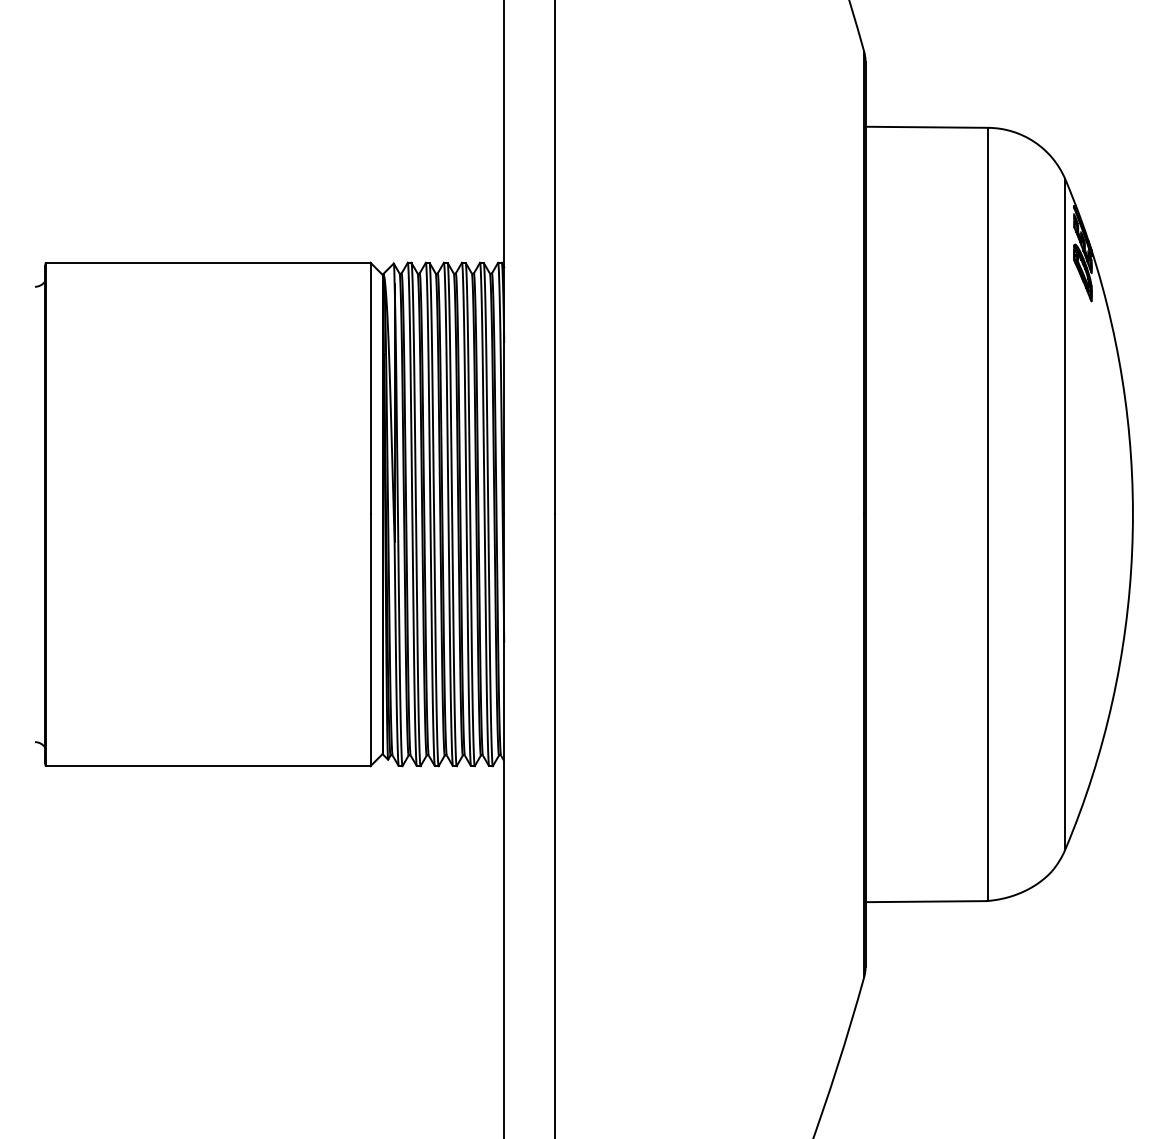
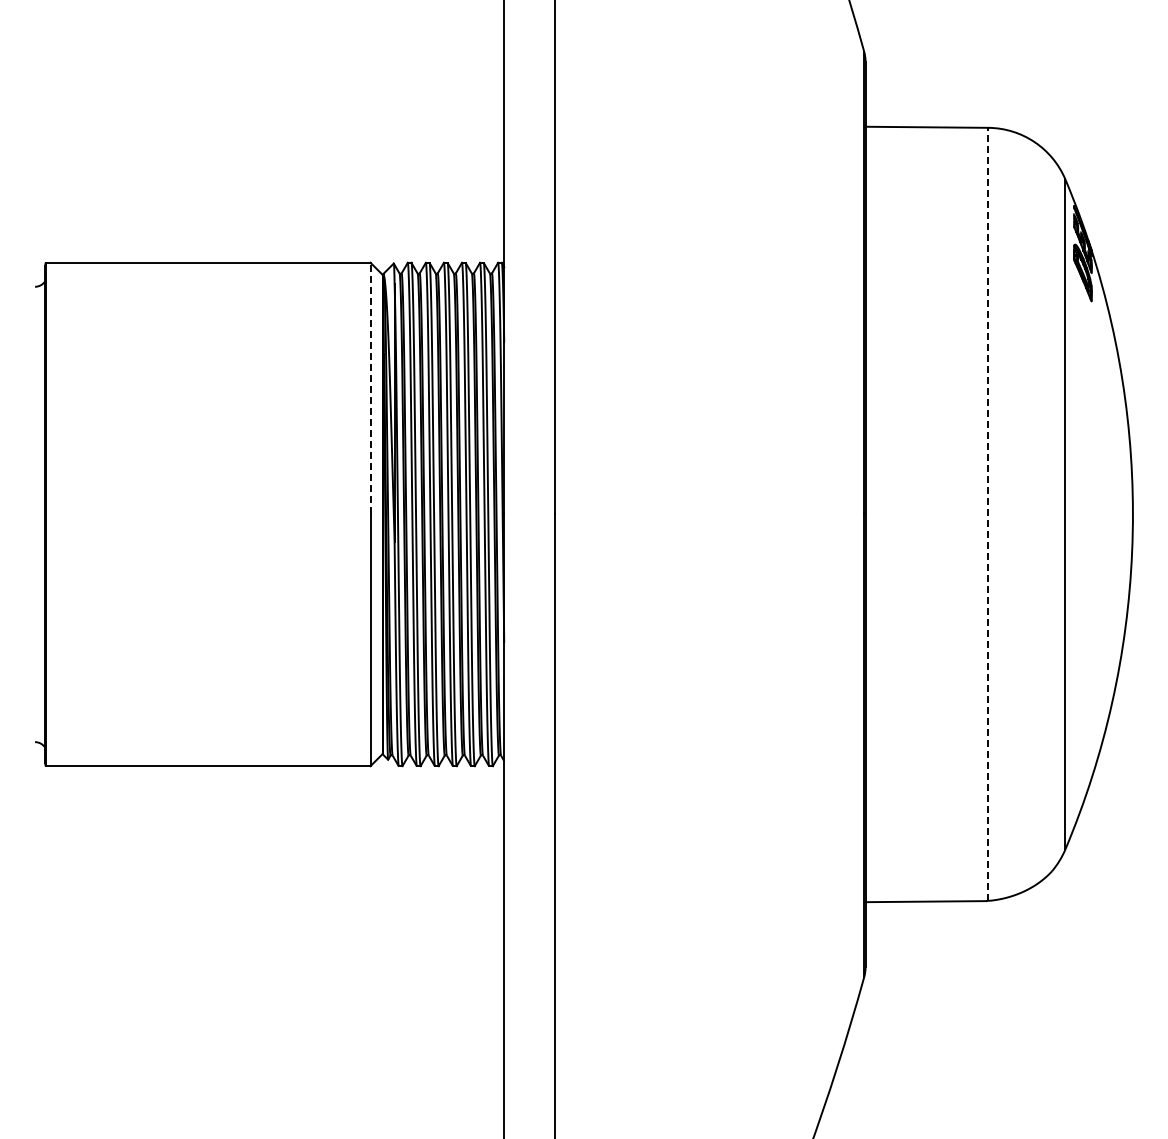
line: solid -> dashed (370, 388)
line: solid -> dashed (988, 514)
